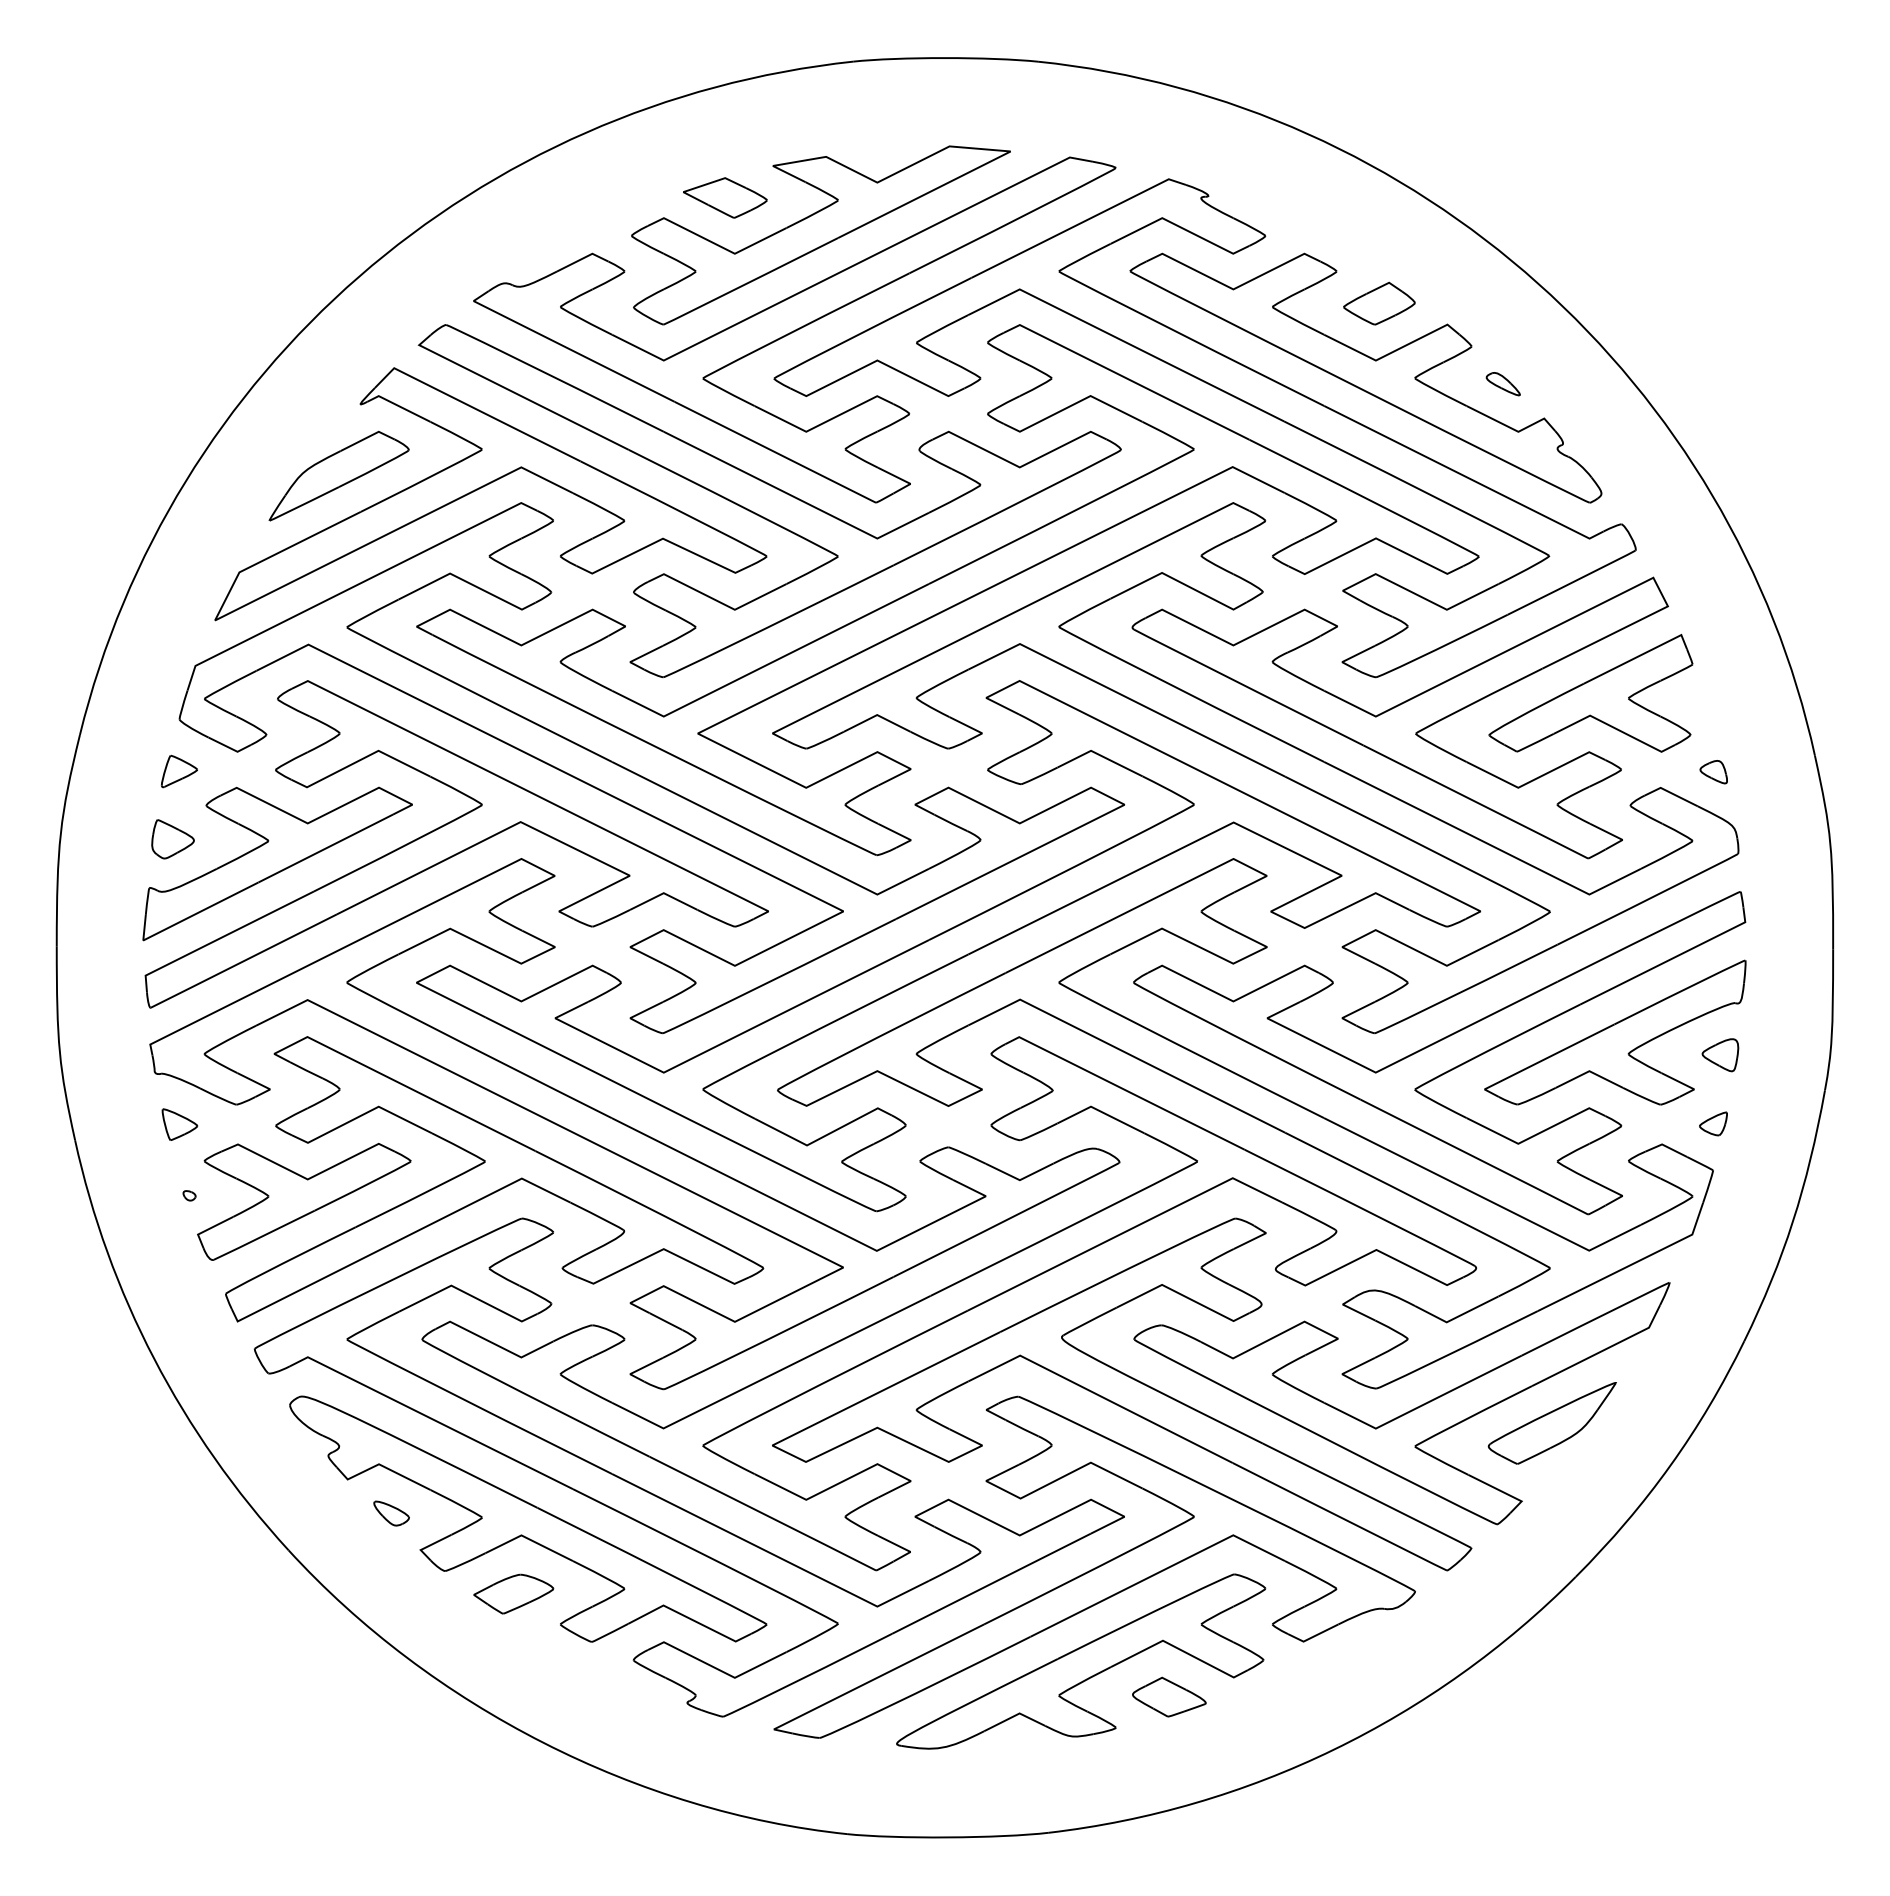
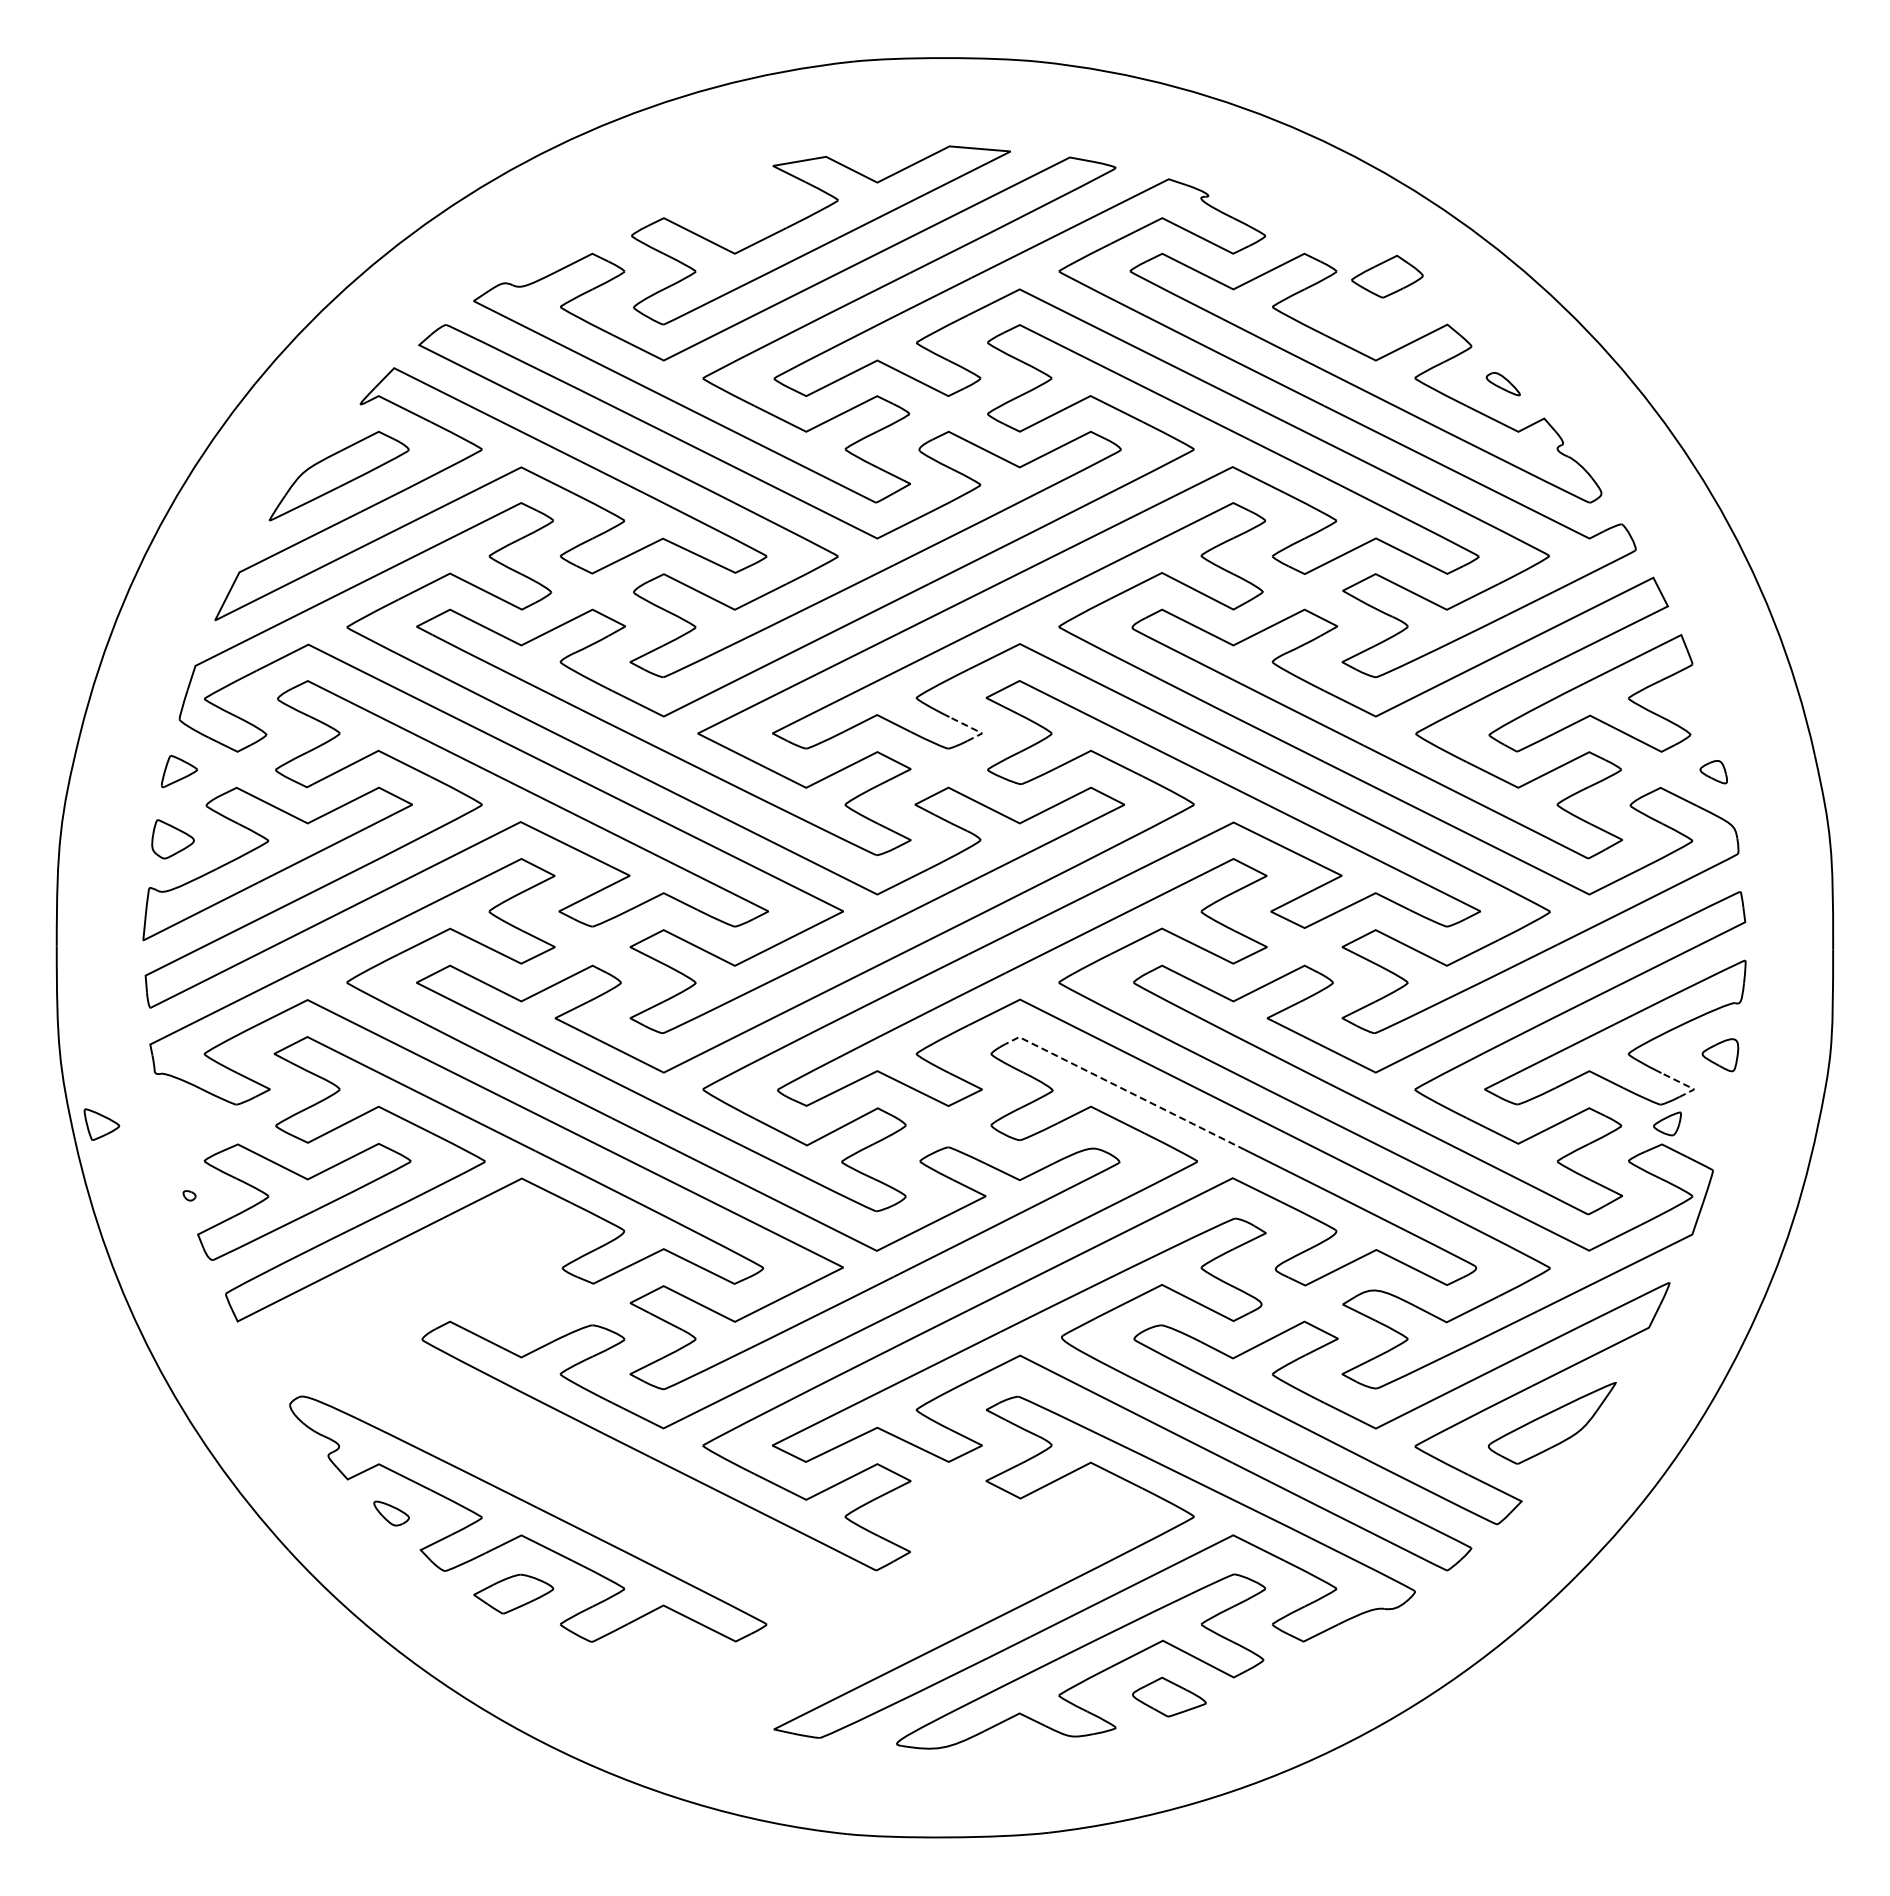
part: present -> none (725, 197)
part position: (1379, 303) -> (1387, 276) (1387, 276)
line: solid -> dashed (973, 728)
line: solid -> dashed (1685, 1084)
line: solid -> dashed (1124, 1089)
part position: (1713, 1123) -> (1667, 1123) (1667, 1123)
part position: (179, 1124) -> (101, 1124) (101, 1124)
part: present -> none (671, 1502)
